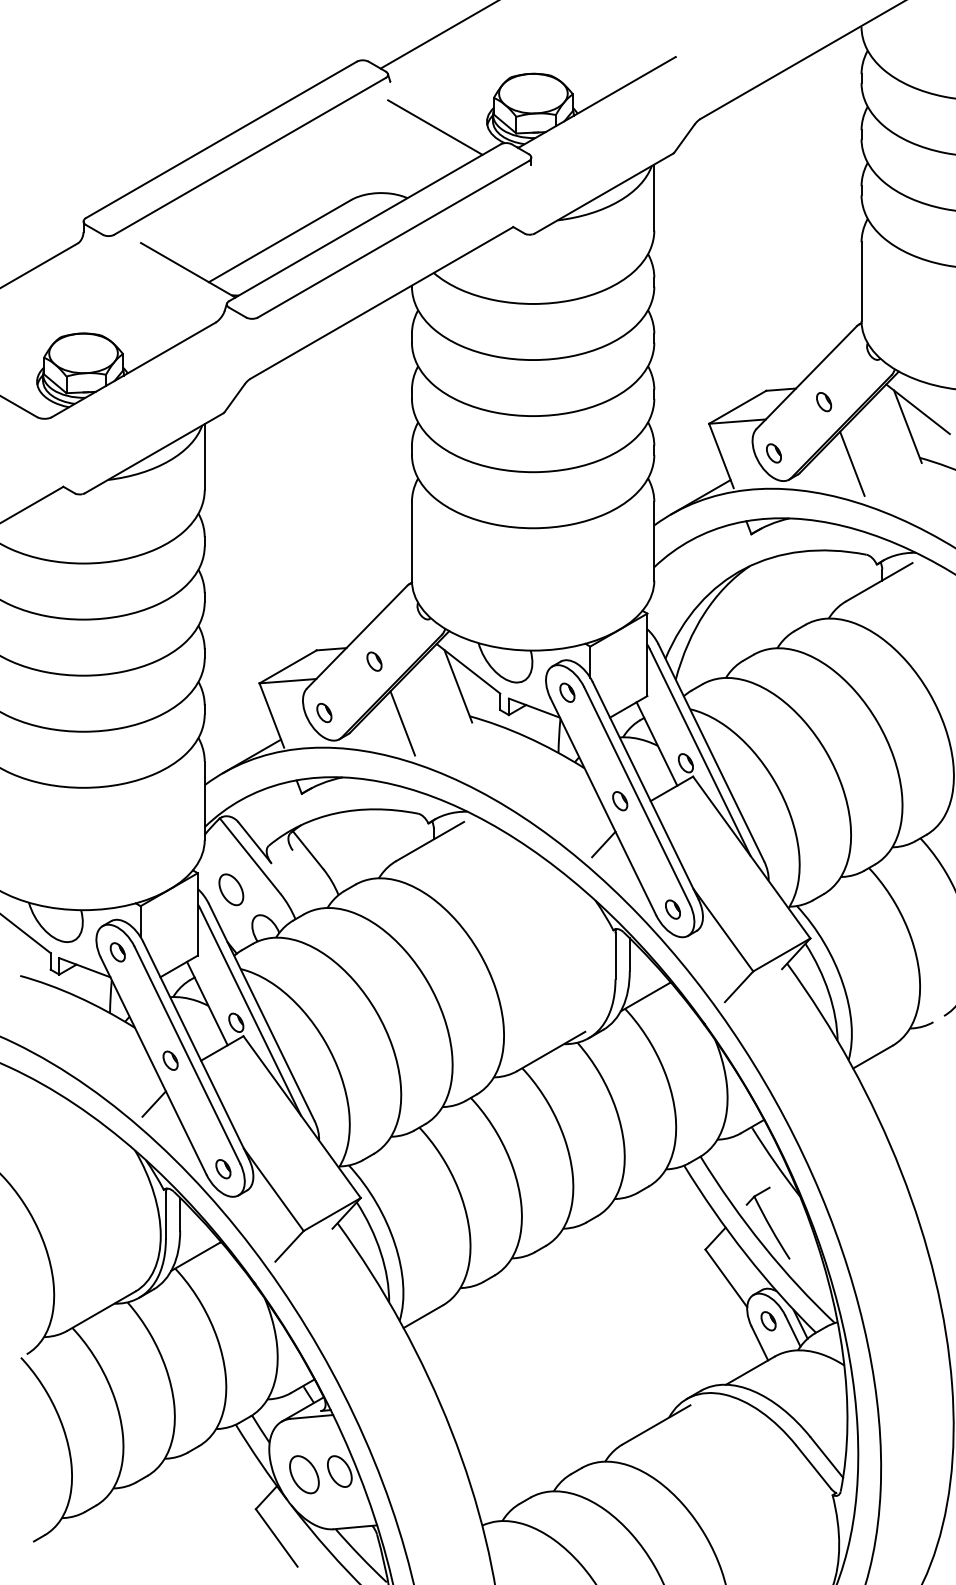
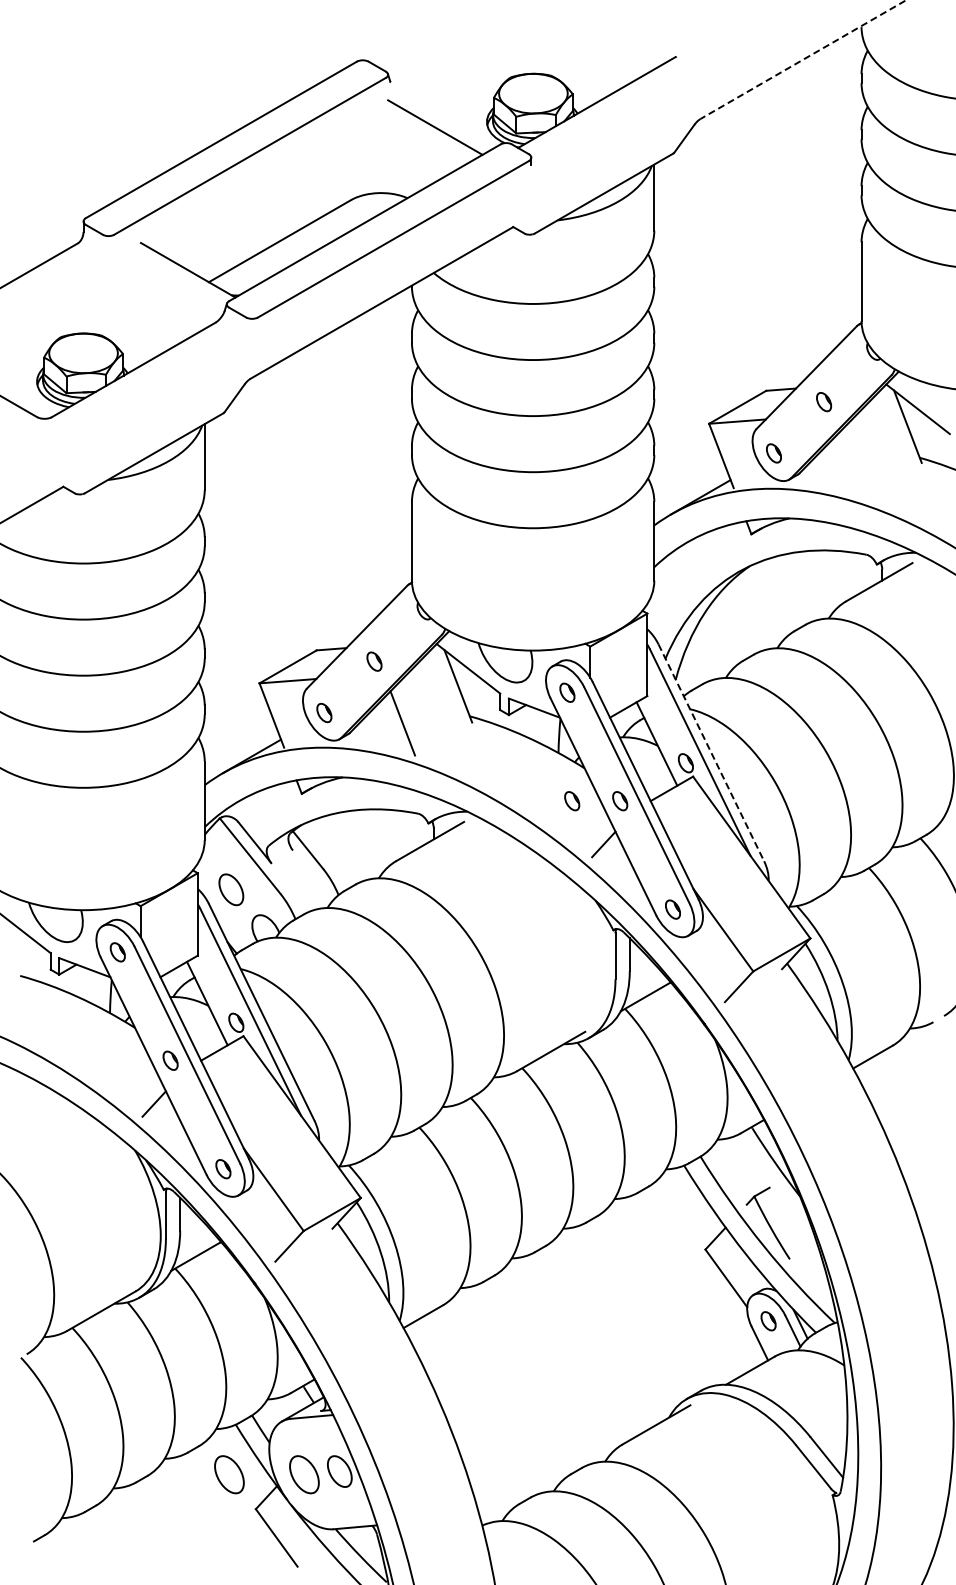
line: present -> none (437, 35)
line: solid -> dashed (803, 59)
line: present -> none (852, 463)
line: solid -> dashed (711, 752)
part: none -> present (572, 801)
part: none -> present (229, 1474)
